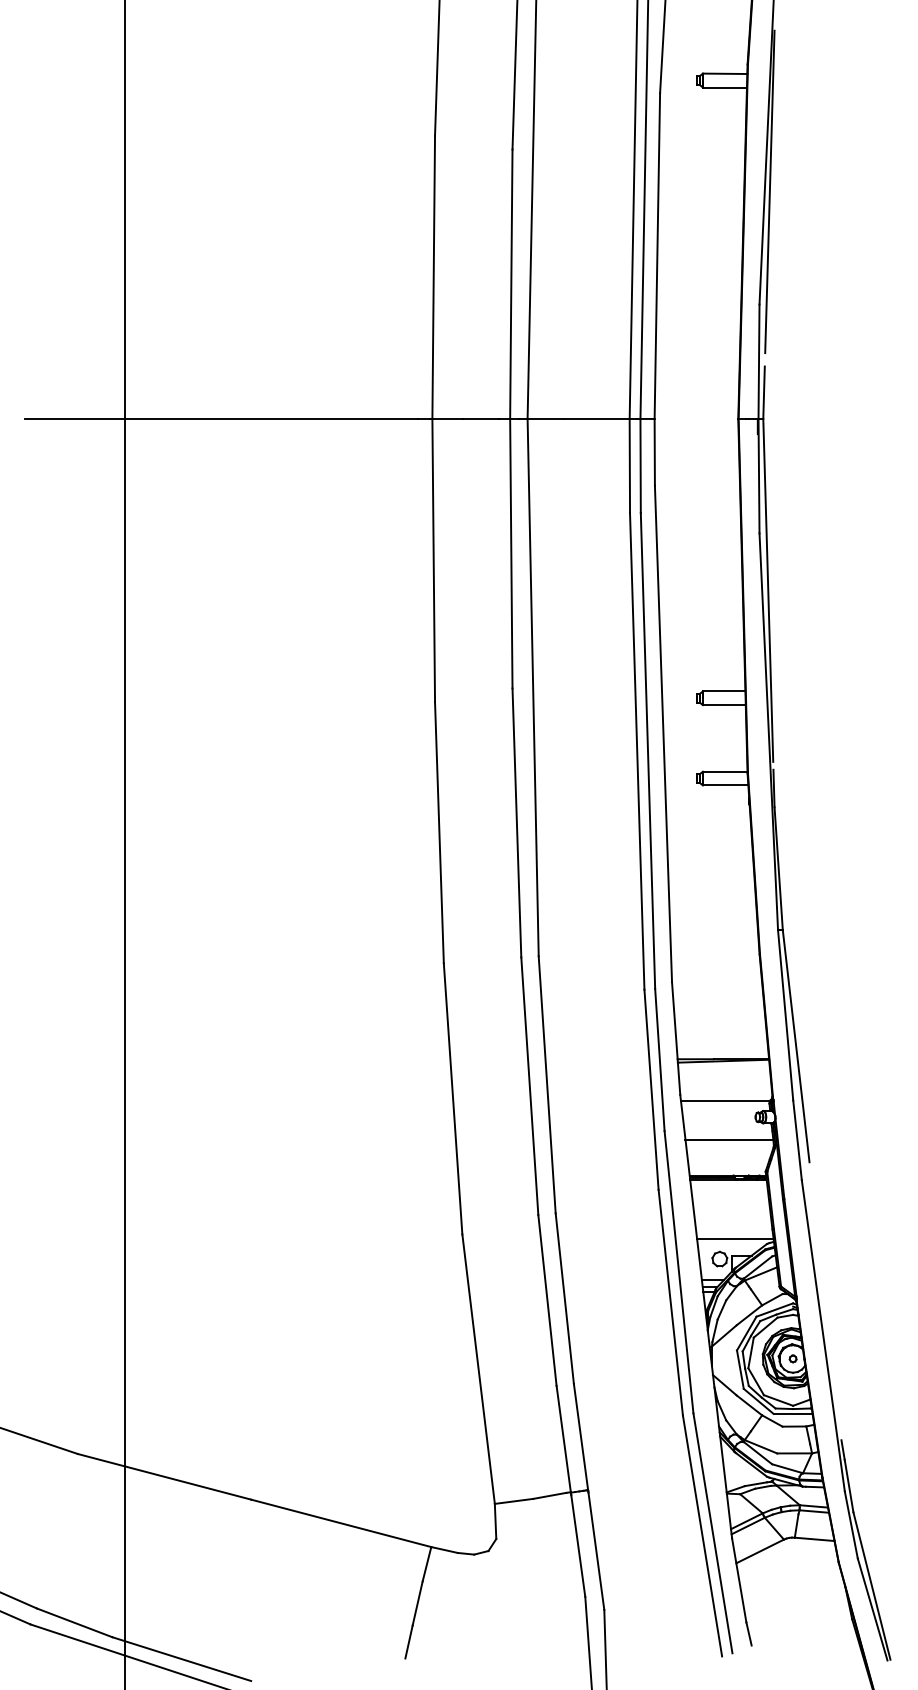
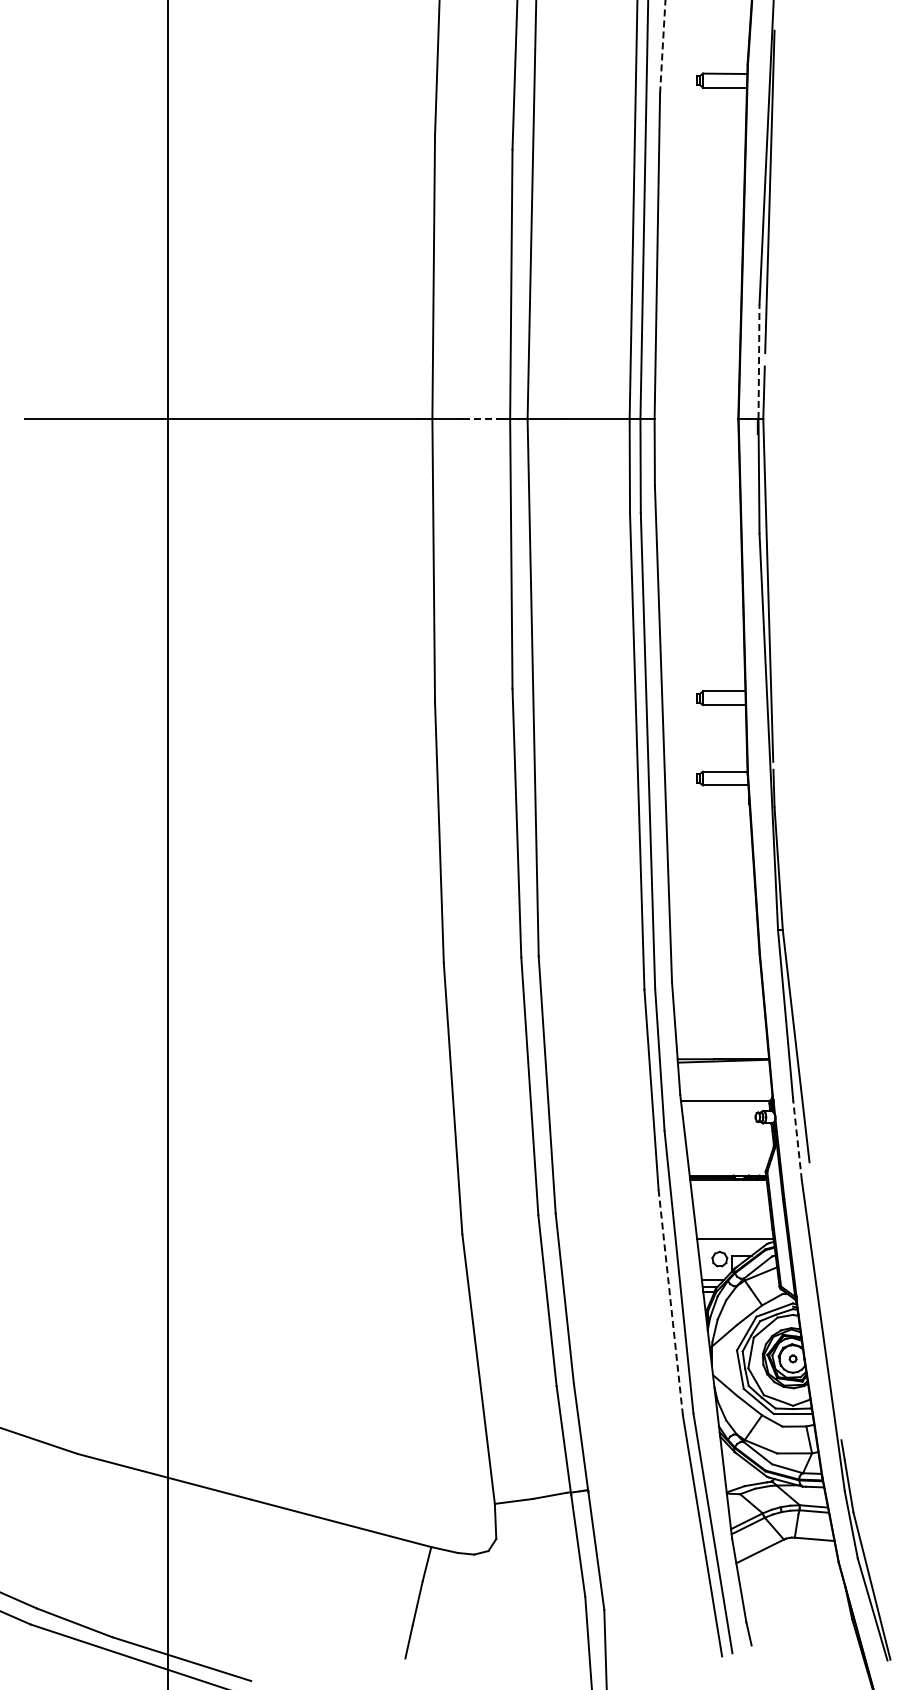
line: solid -> dashed (662, 46)
line: solid -> dashed (759, 361)
line: solid -> dashed (480, 418)
line position: (124, 844) -> (167, 844) (167, 844)
line: present -> none (729, 1139)
line: solid -> dashed (797, 1139)
line: solid -> dashed (670, 1302)
